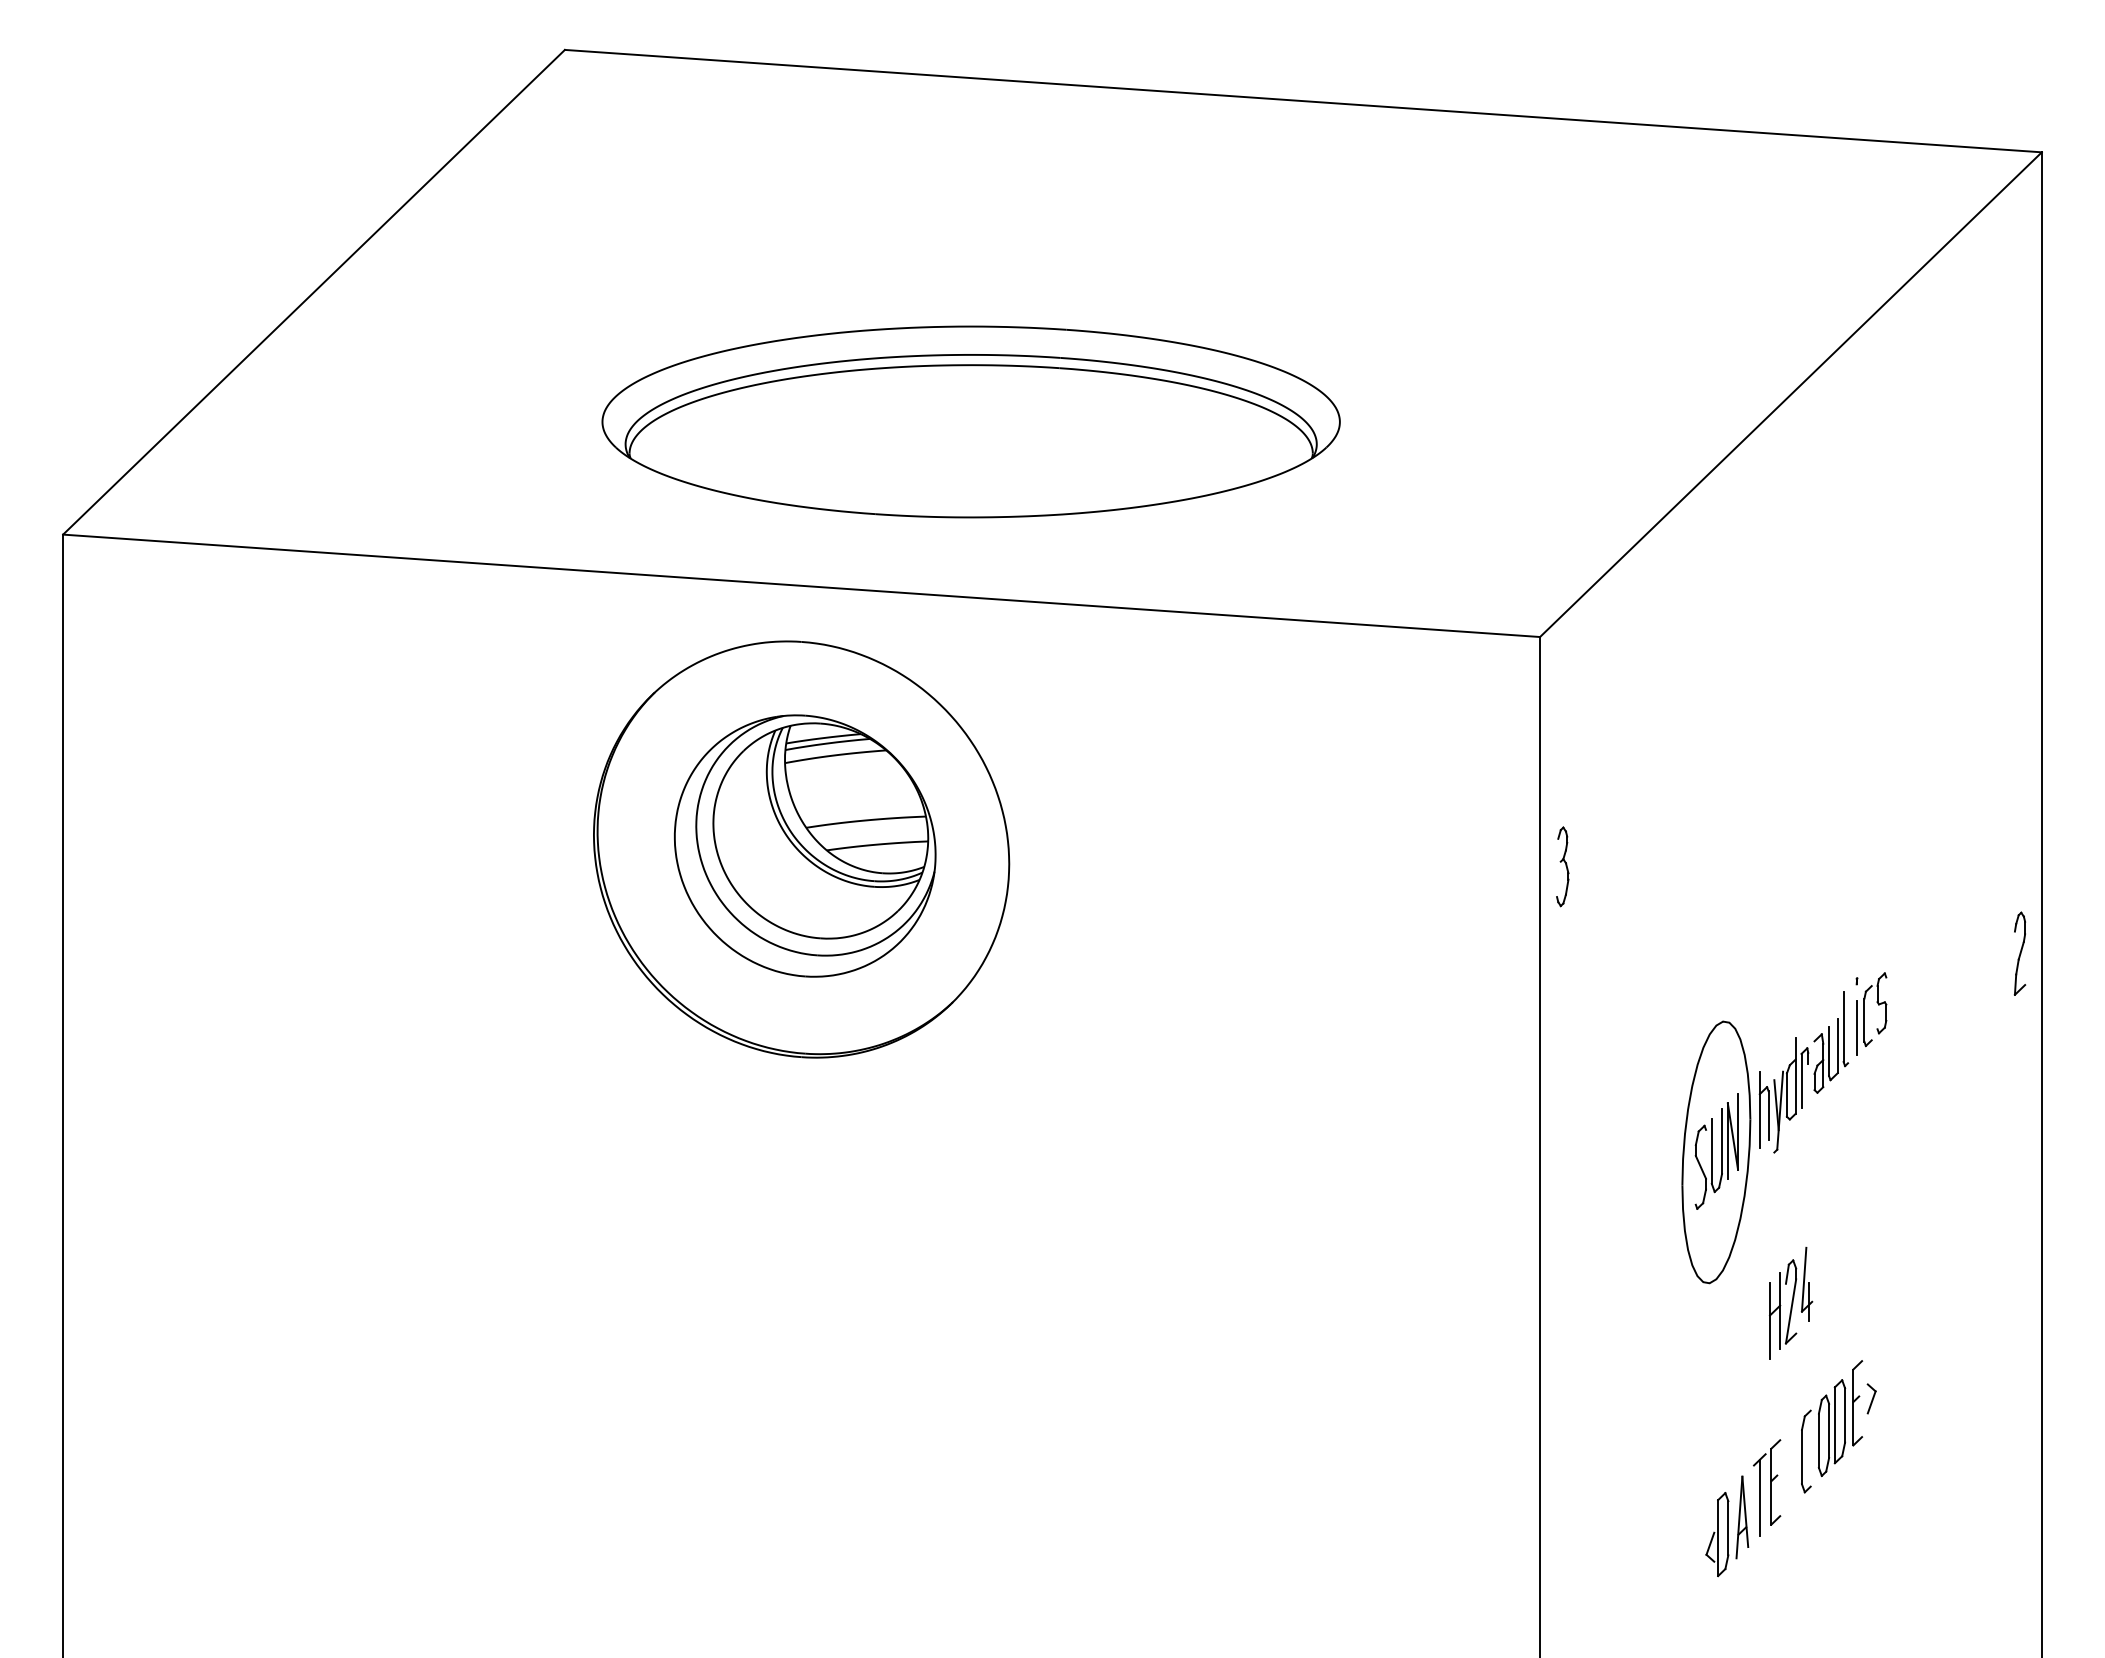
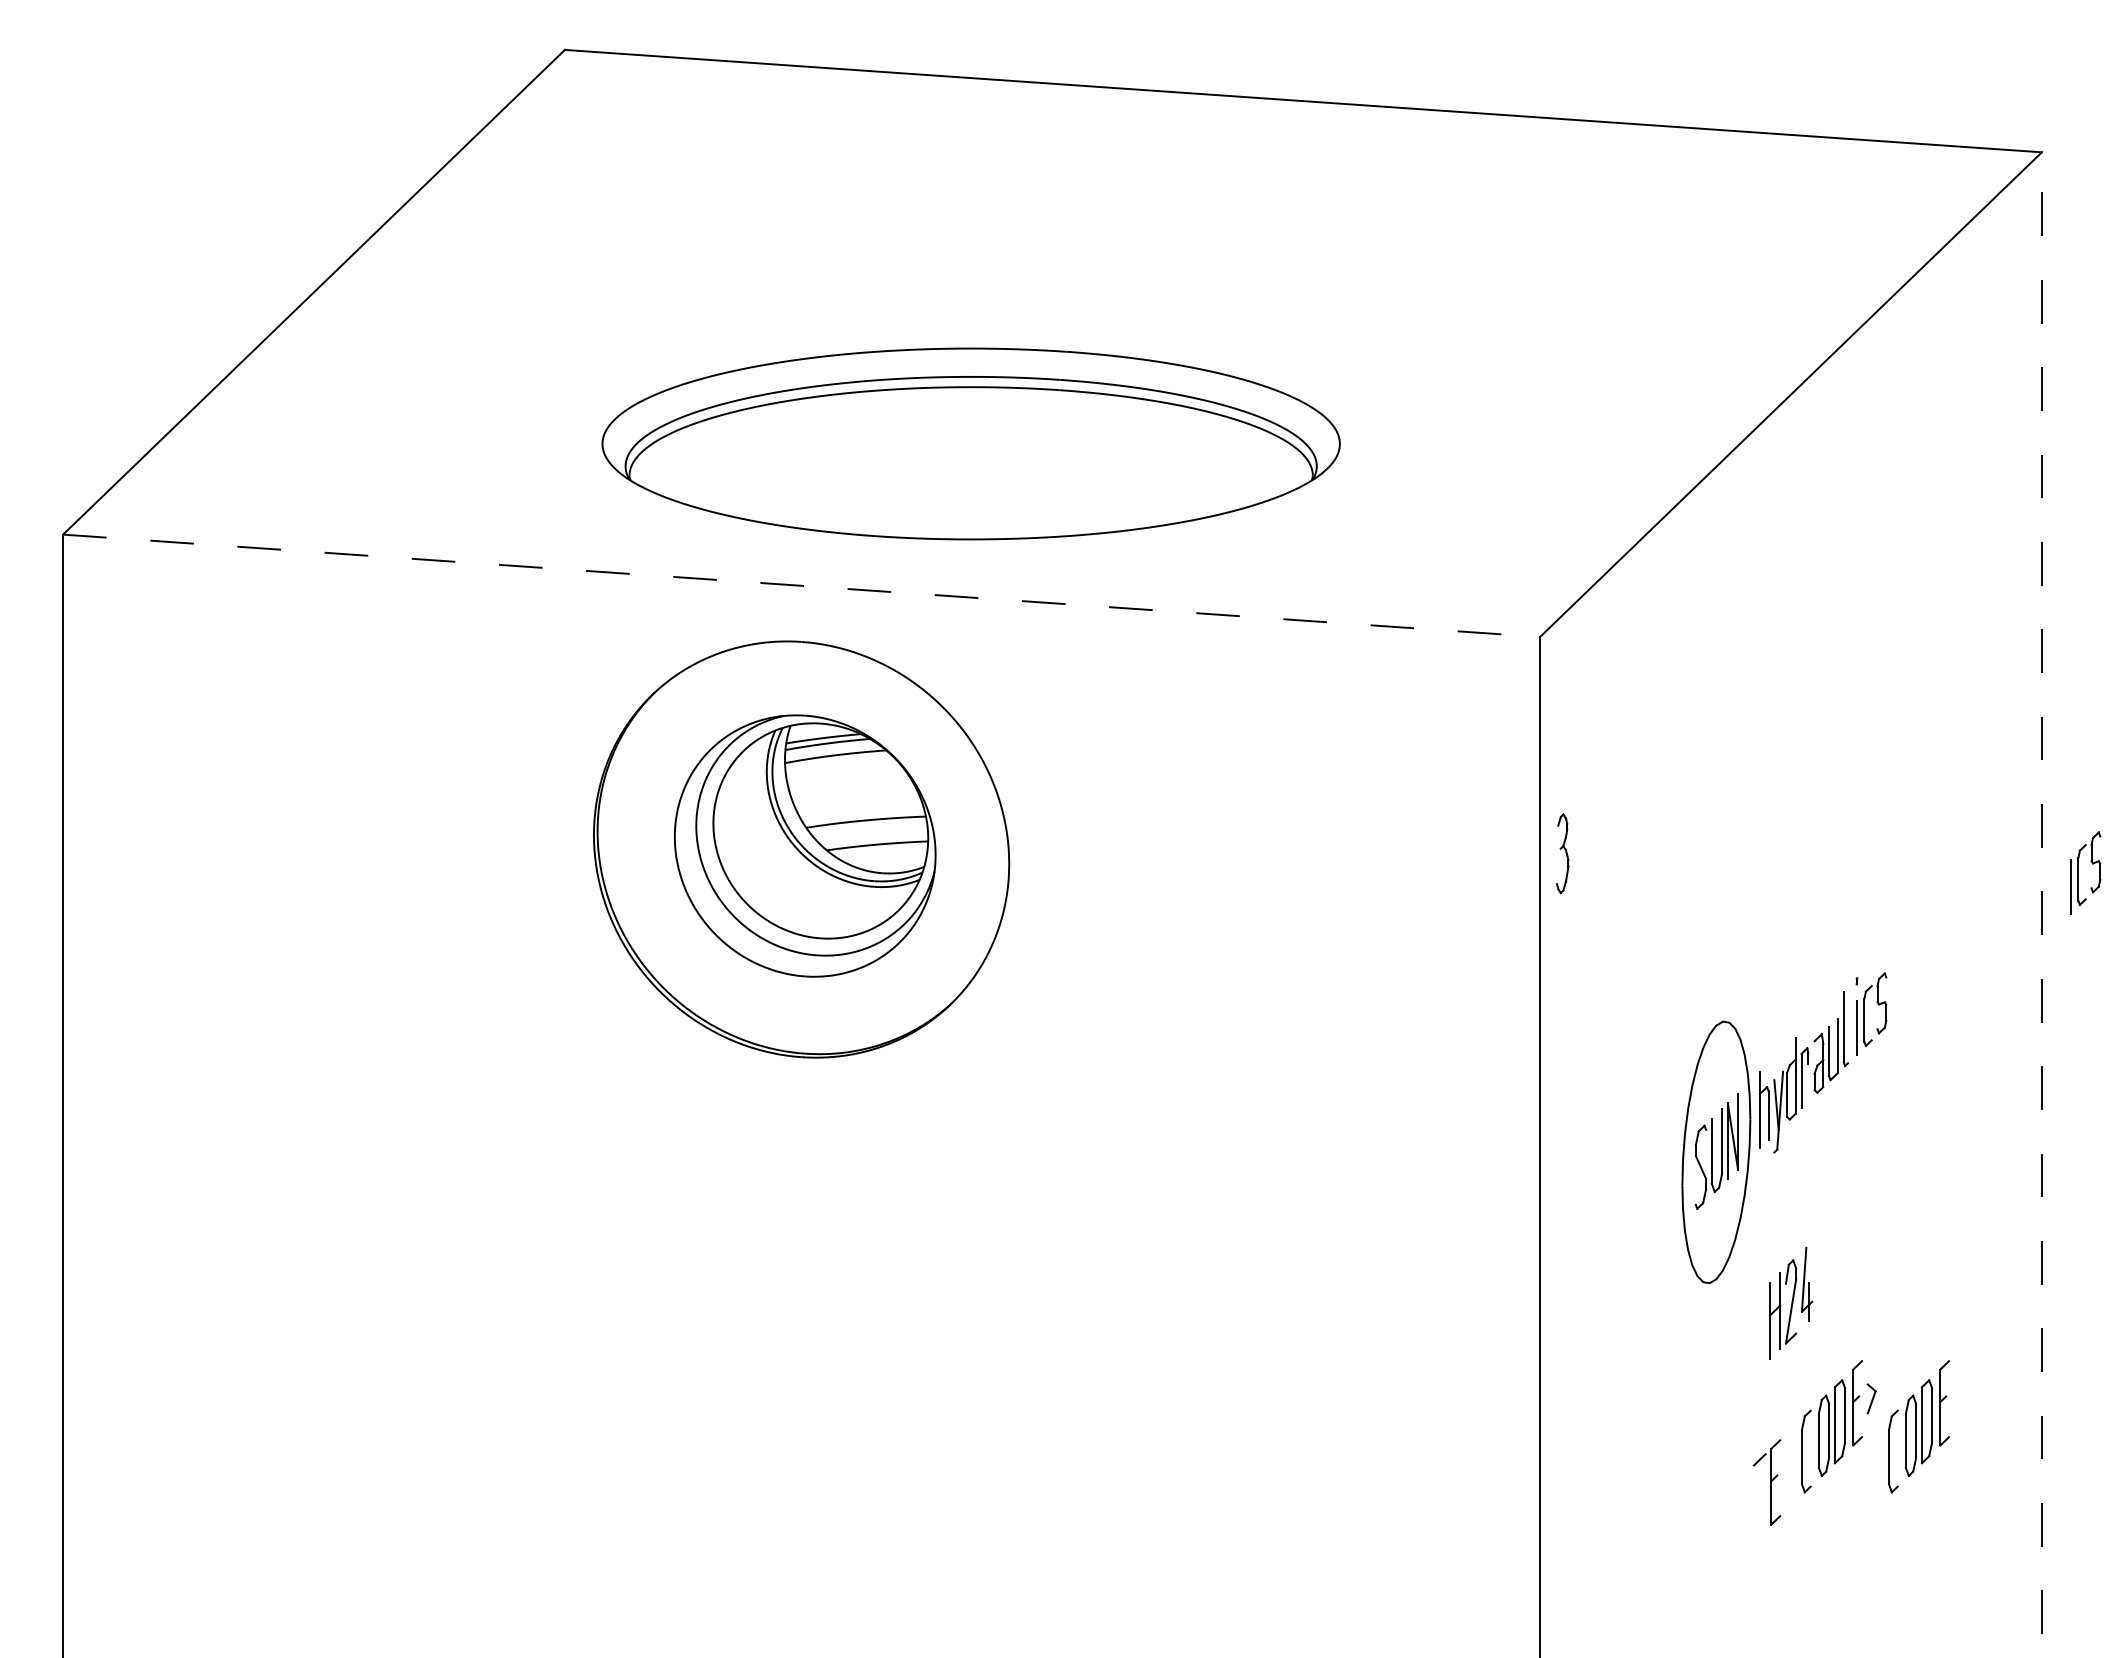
part position: (970, 421) -> (970, 443) (970, 443)
line: solid -> dashed (802, 585)
part position: (1562, 866) -> (1562, 853) (1562, 853)
part: none -> present (2078, 872)
line: solid -> dashed (2041, 905)
part: present -> none (2019, 953)
part: none -> present (1919, 1426)
line: present -> none (1759, 1497)
part: present -> none (1727, 1526)
